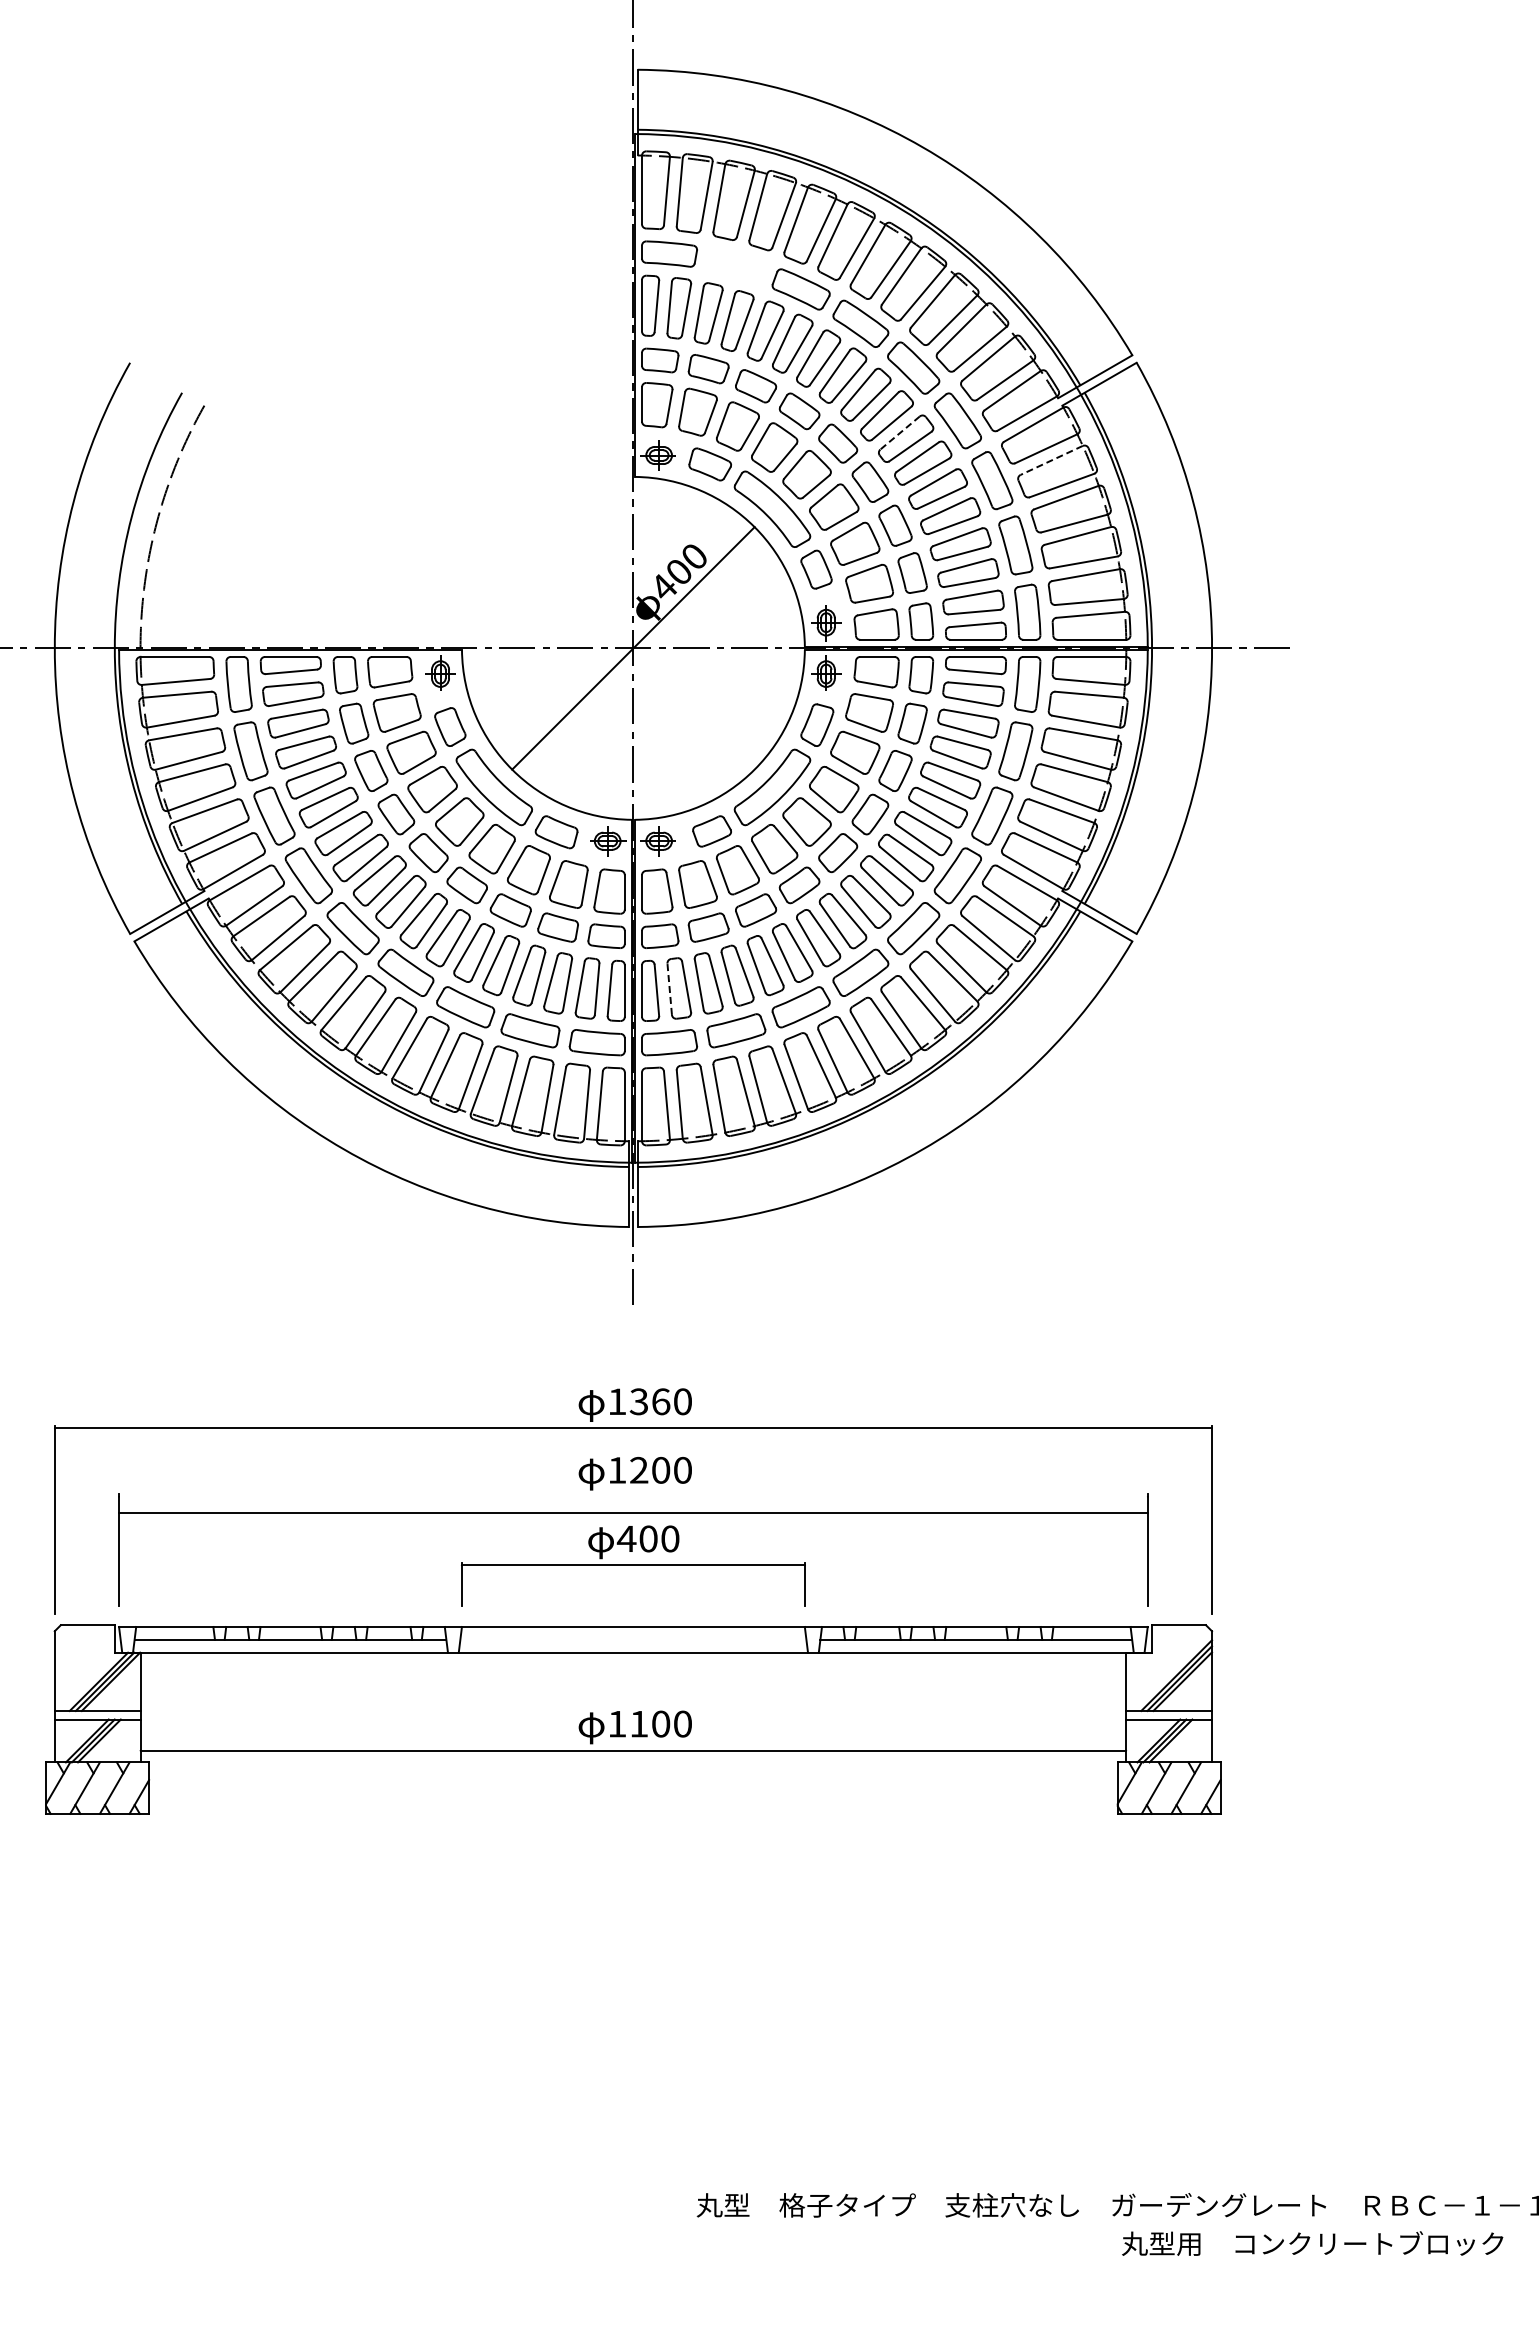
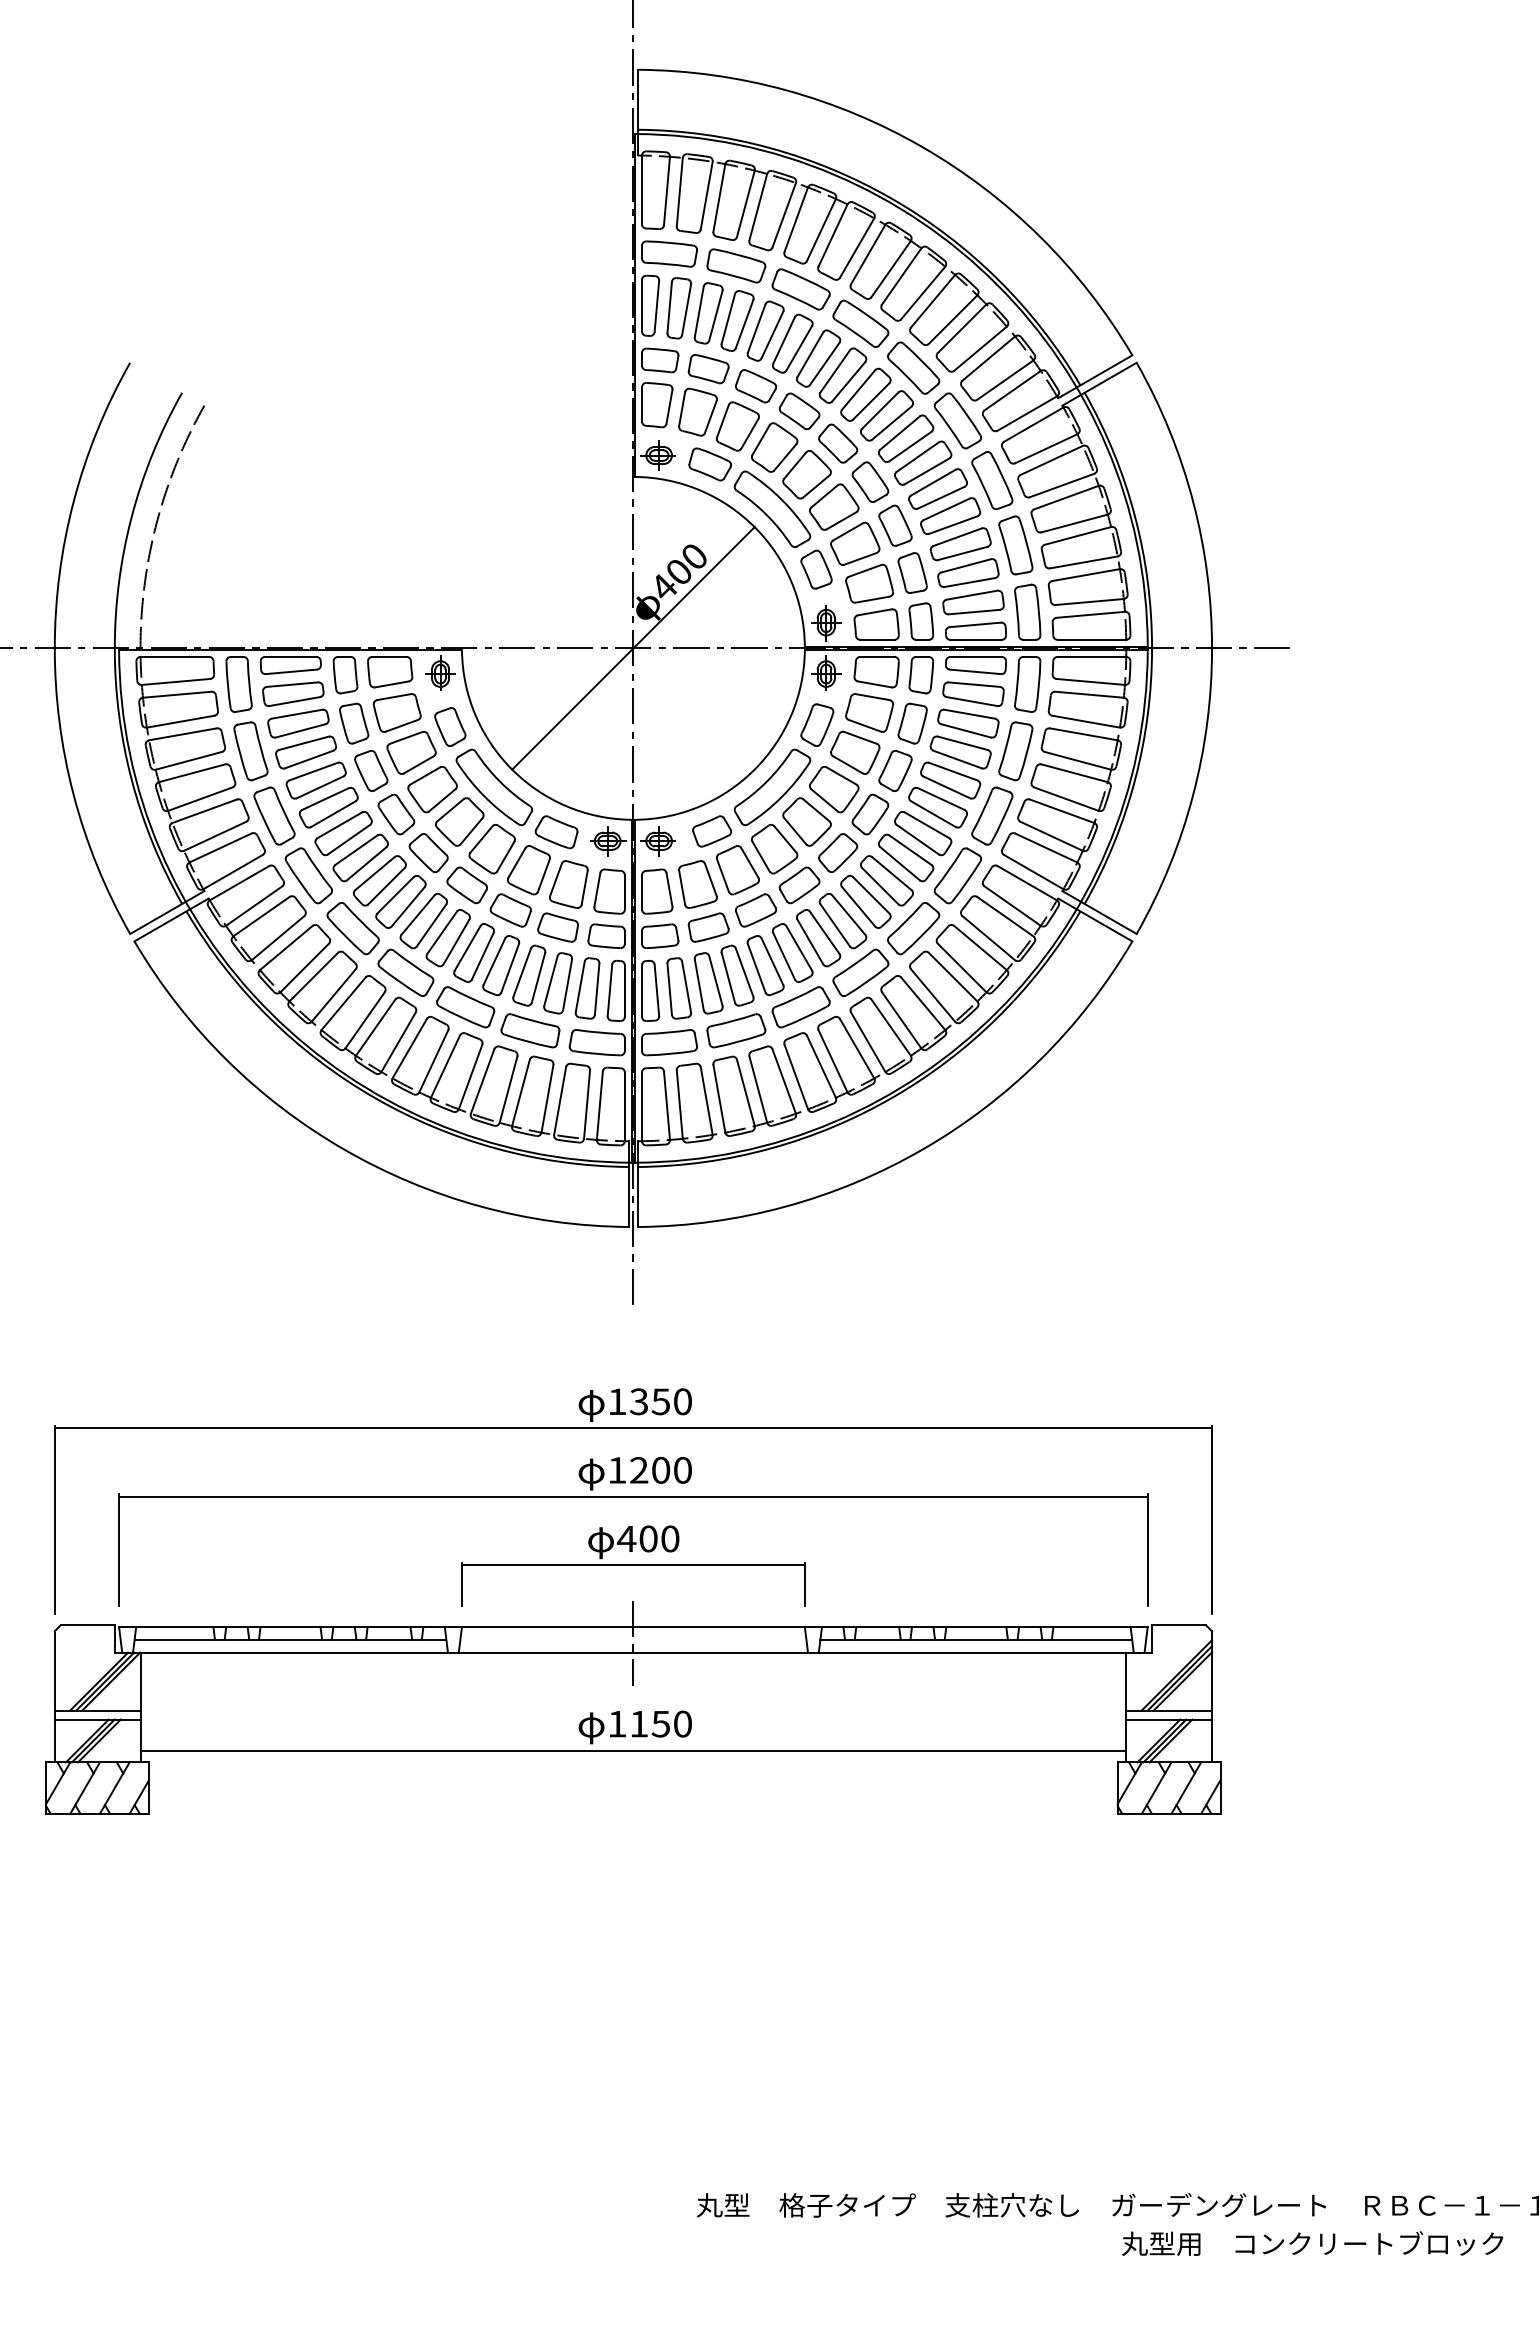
part: none -> present (736, 265)
line: dashed -> solid (900, 433)
line: dashed -> solid (1051, 460)
line: dashed -> solid (669, 989)
text: 1360 -> 1350 (660, 1401)
line position: (633, 1512) -> (633, 1496) (633, 1496)
line: none -> present (633, 1643)
text: 1100 -> 1150 (660, 1723)
